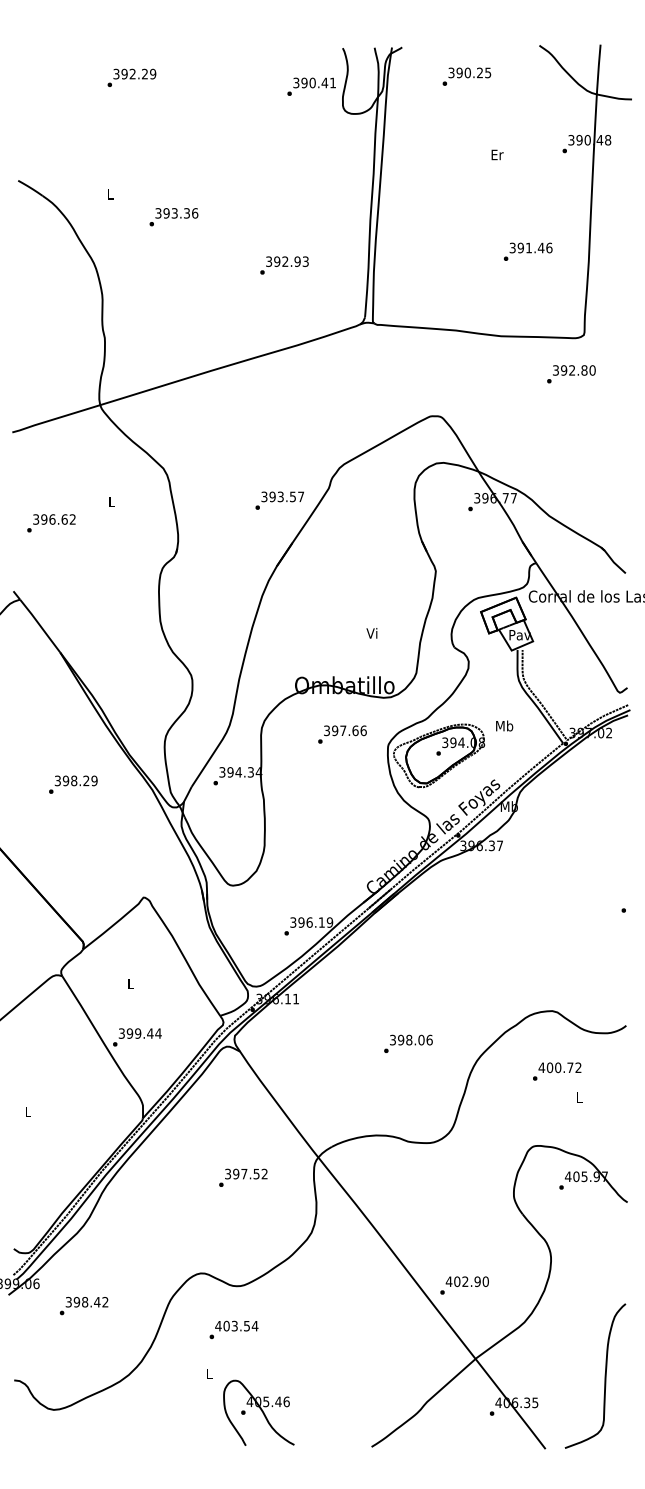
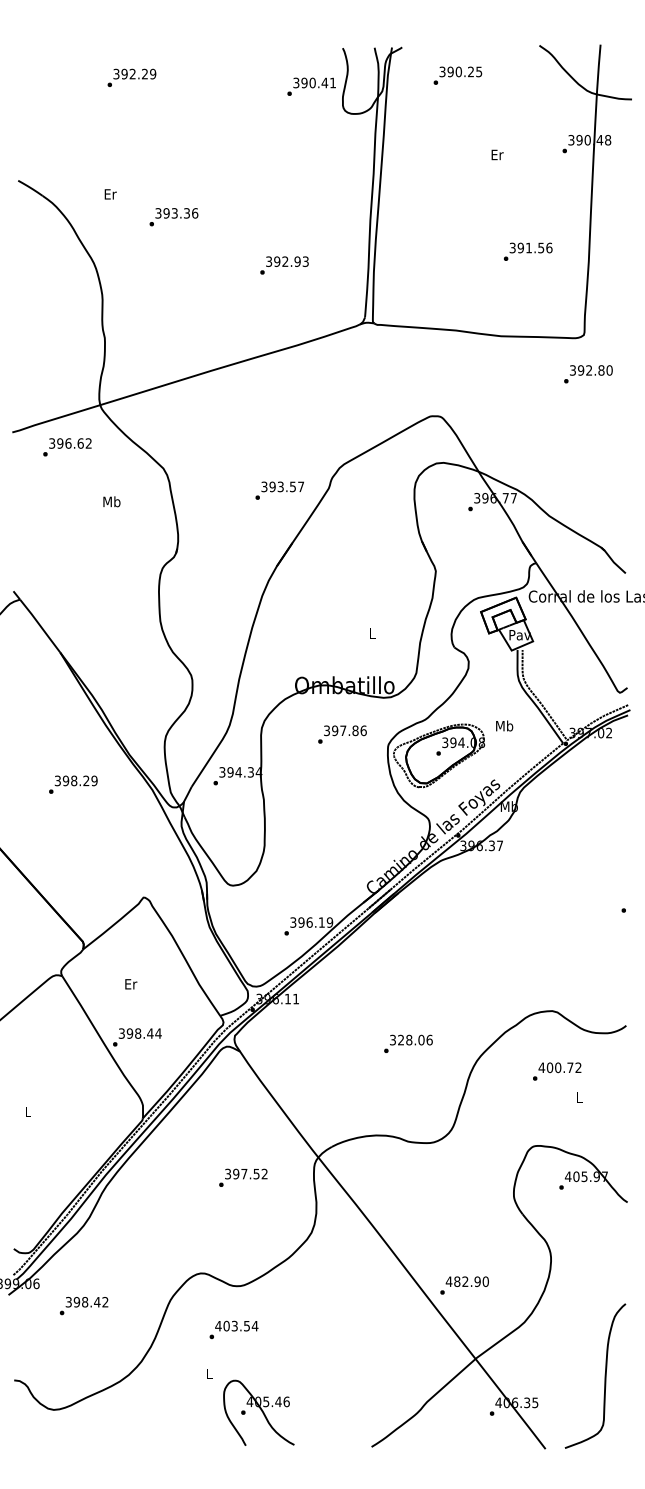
text position: (466, 76) -> (457, 75) (457, 75)
text: L -> Er (110, 194)
text: 391.46 -> 391.56 (540, 247)
text position: (571, 374) -> (588, 374) (588, 374)
text position: (279, 500) -> (279, 490) (279, 490)
text: L -> Mb (111, 501)
text position: (51, 523) -> (67, 447) (67, 447)
text: Vi -> L (371, 633)
text: 397.66 -> 397.86 (355, 730)
text: L -> Er (131, 984)
text: 399.44 -> 398.44 (138, 1033)
text: 398.06 -> 328.06 (401, 1040)
text: 402.90 -> 482.90 (457, 1281)
